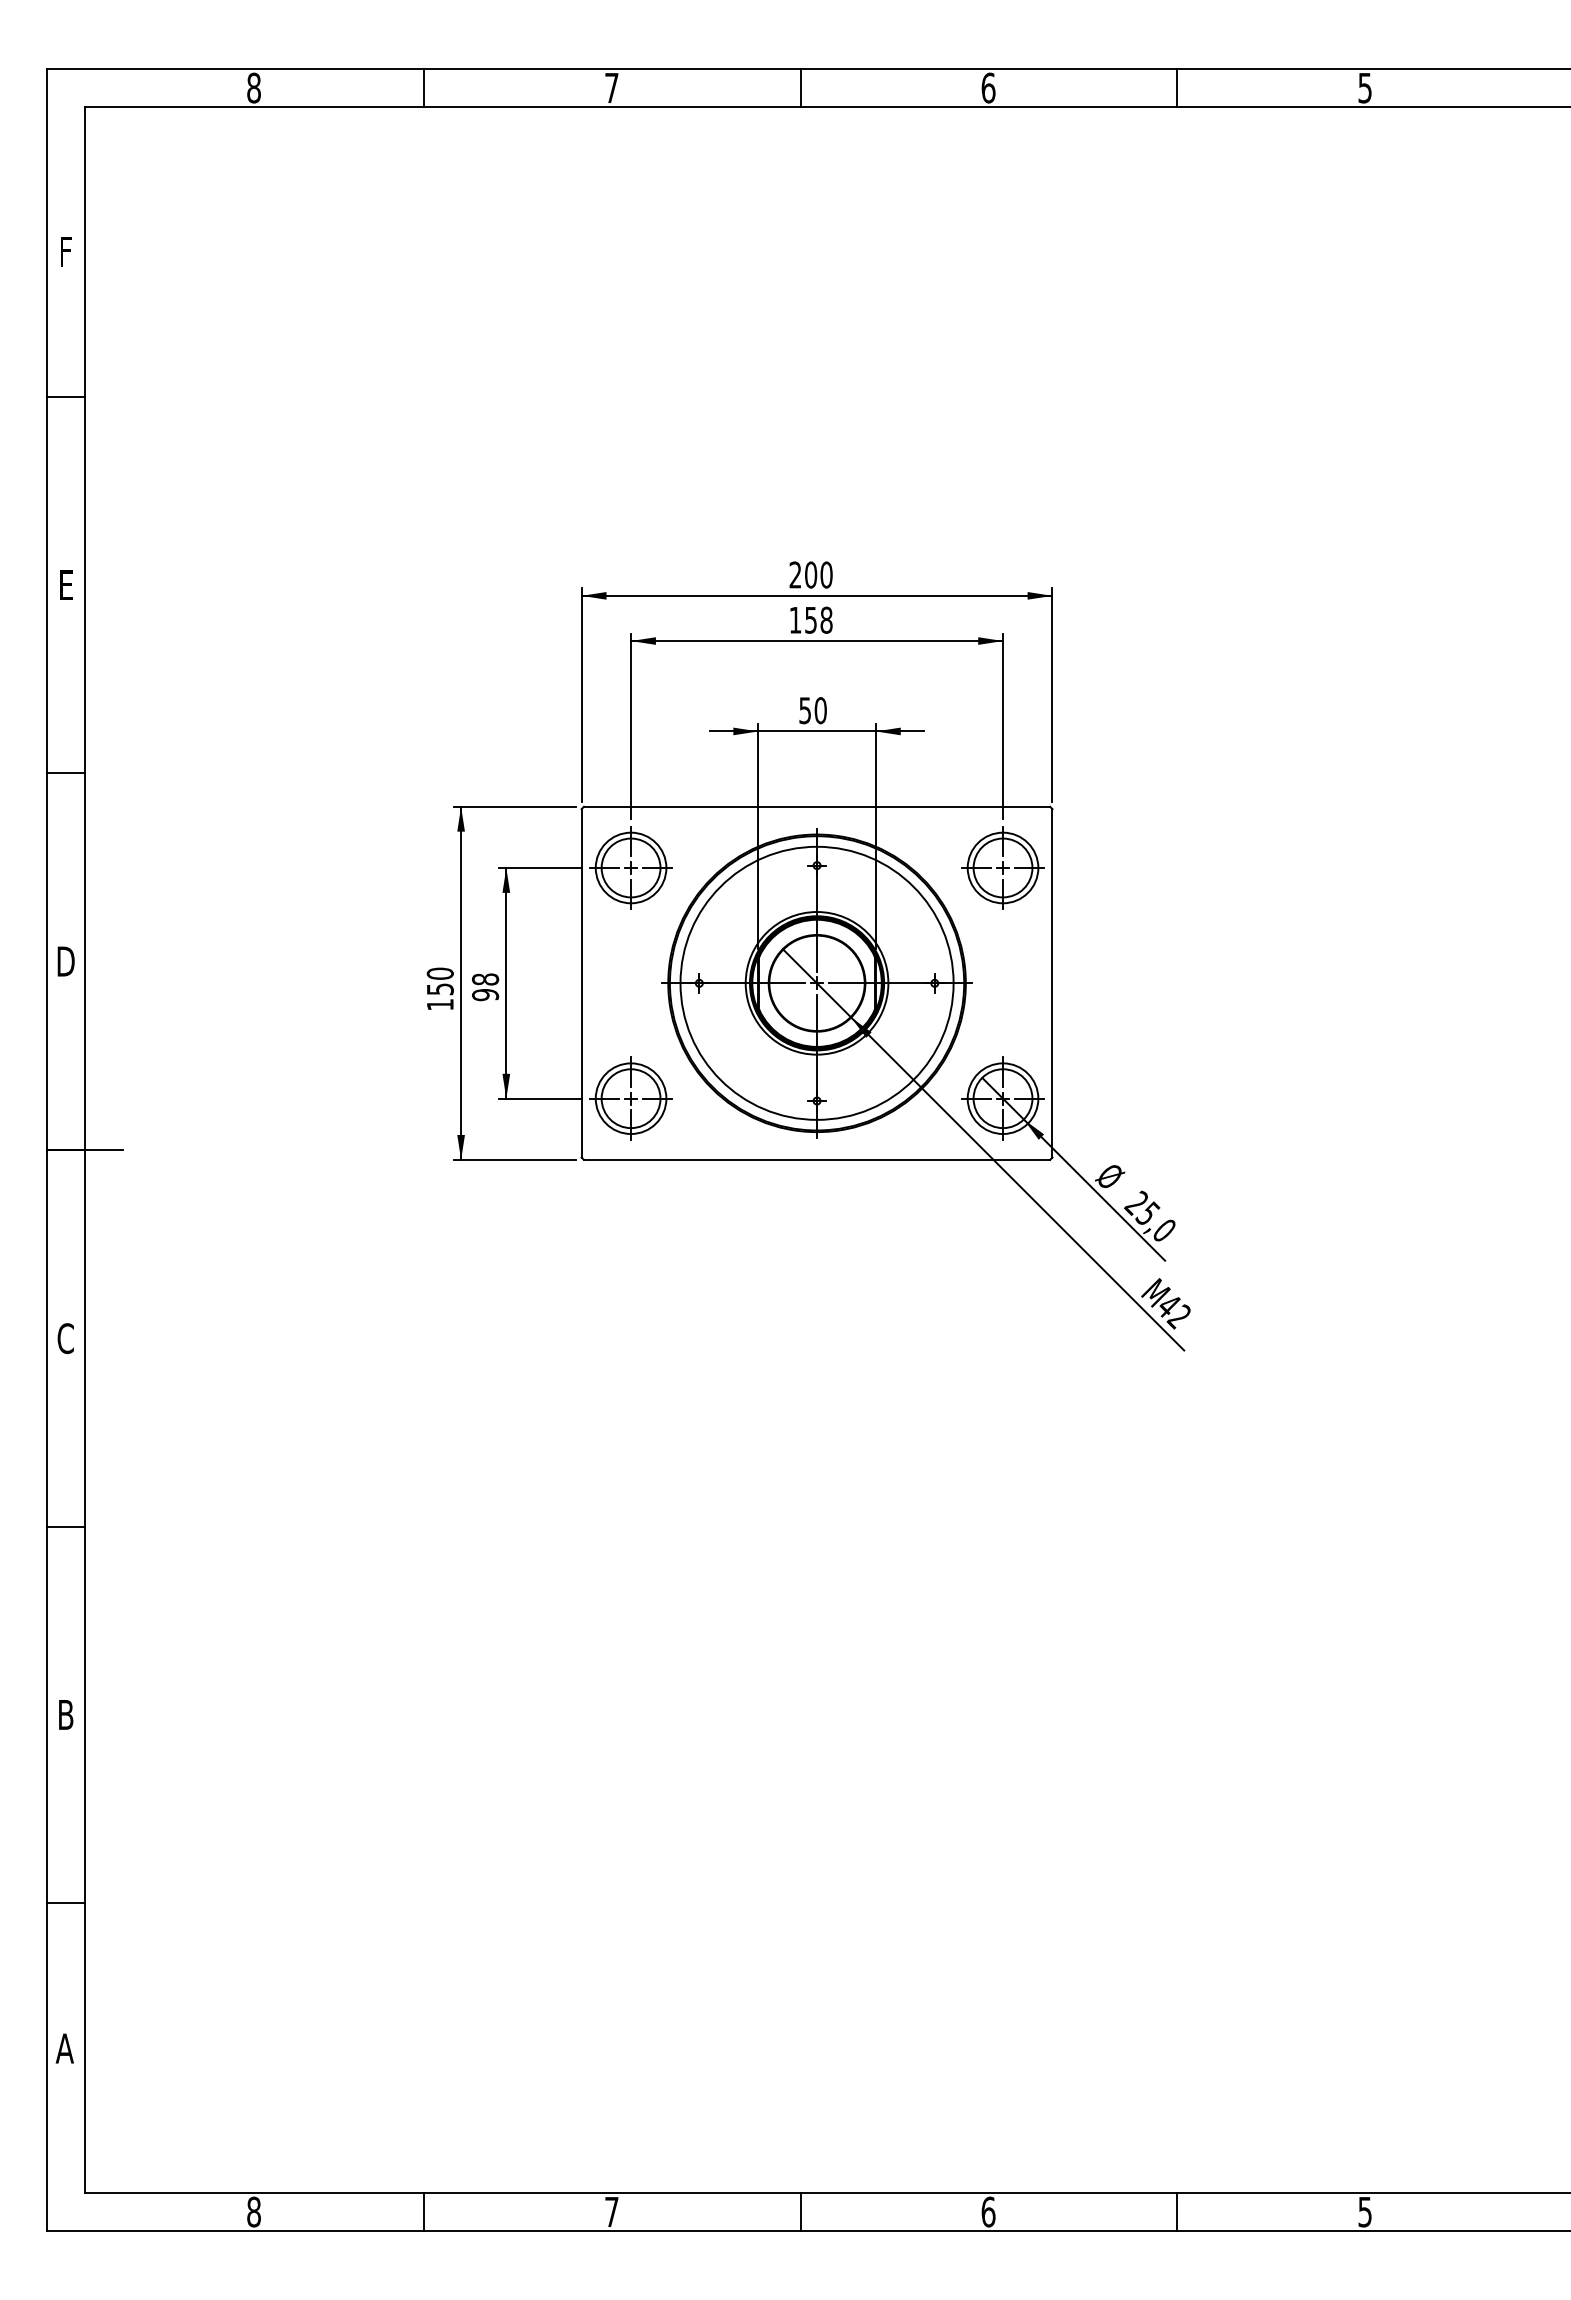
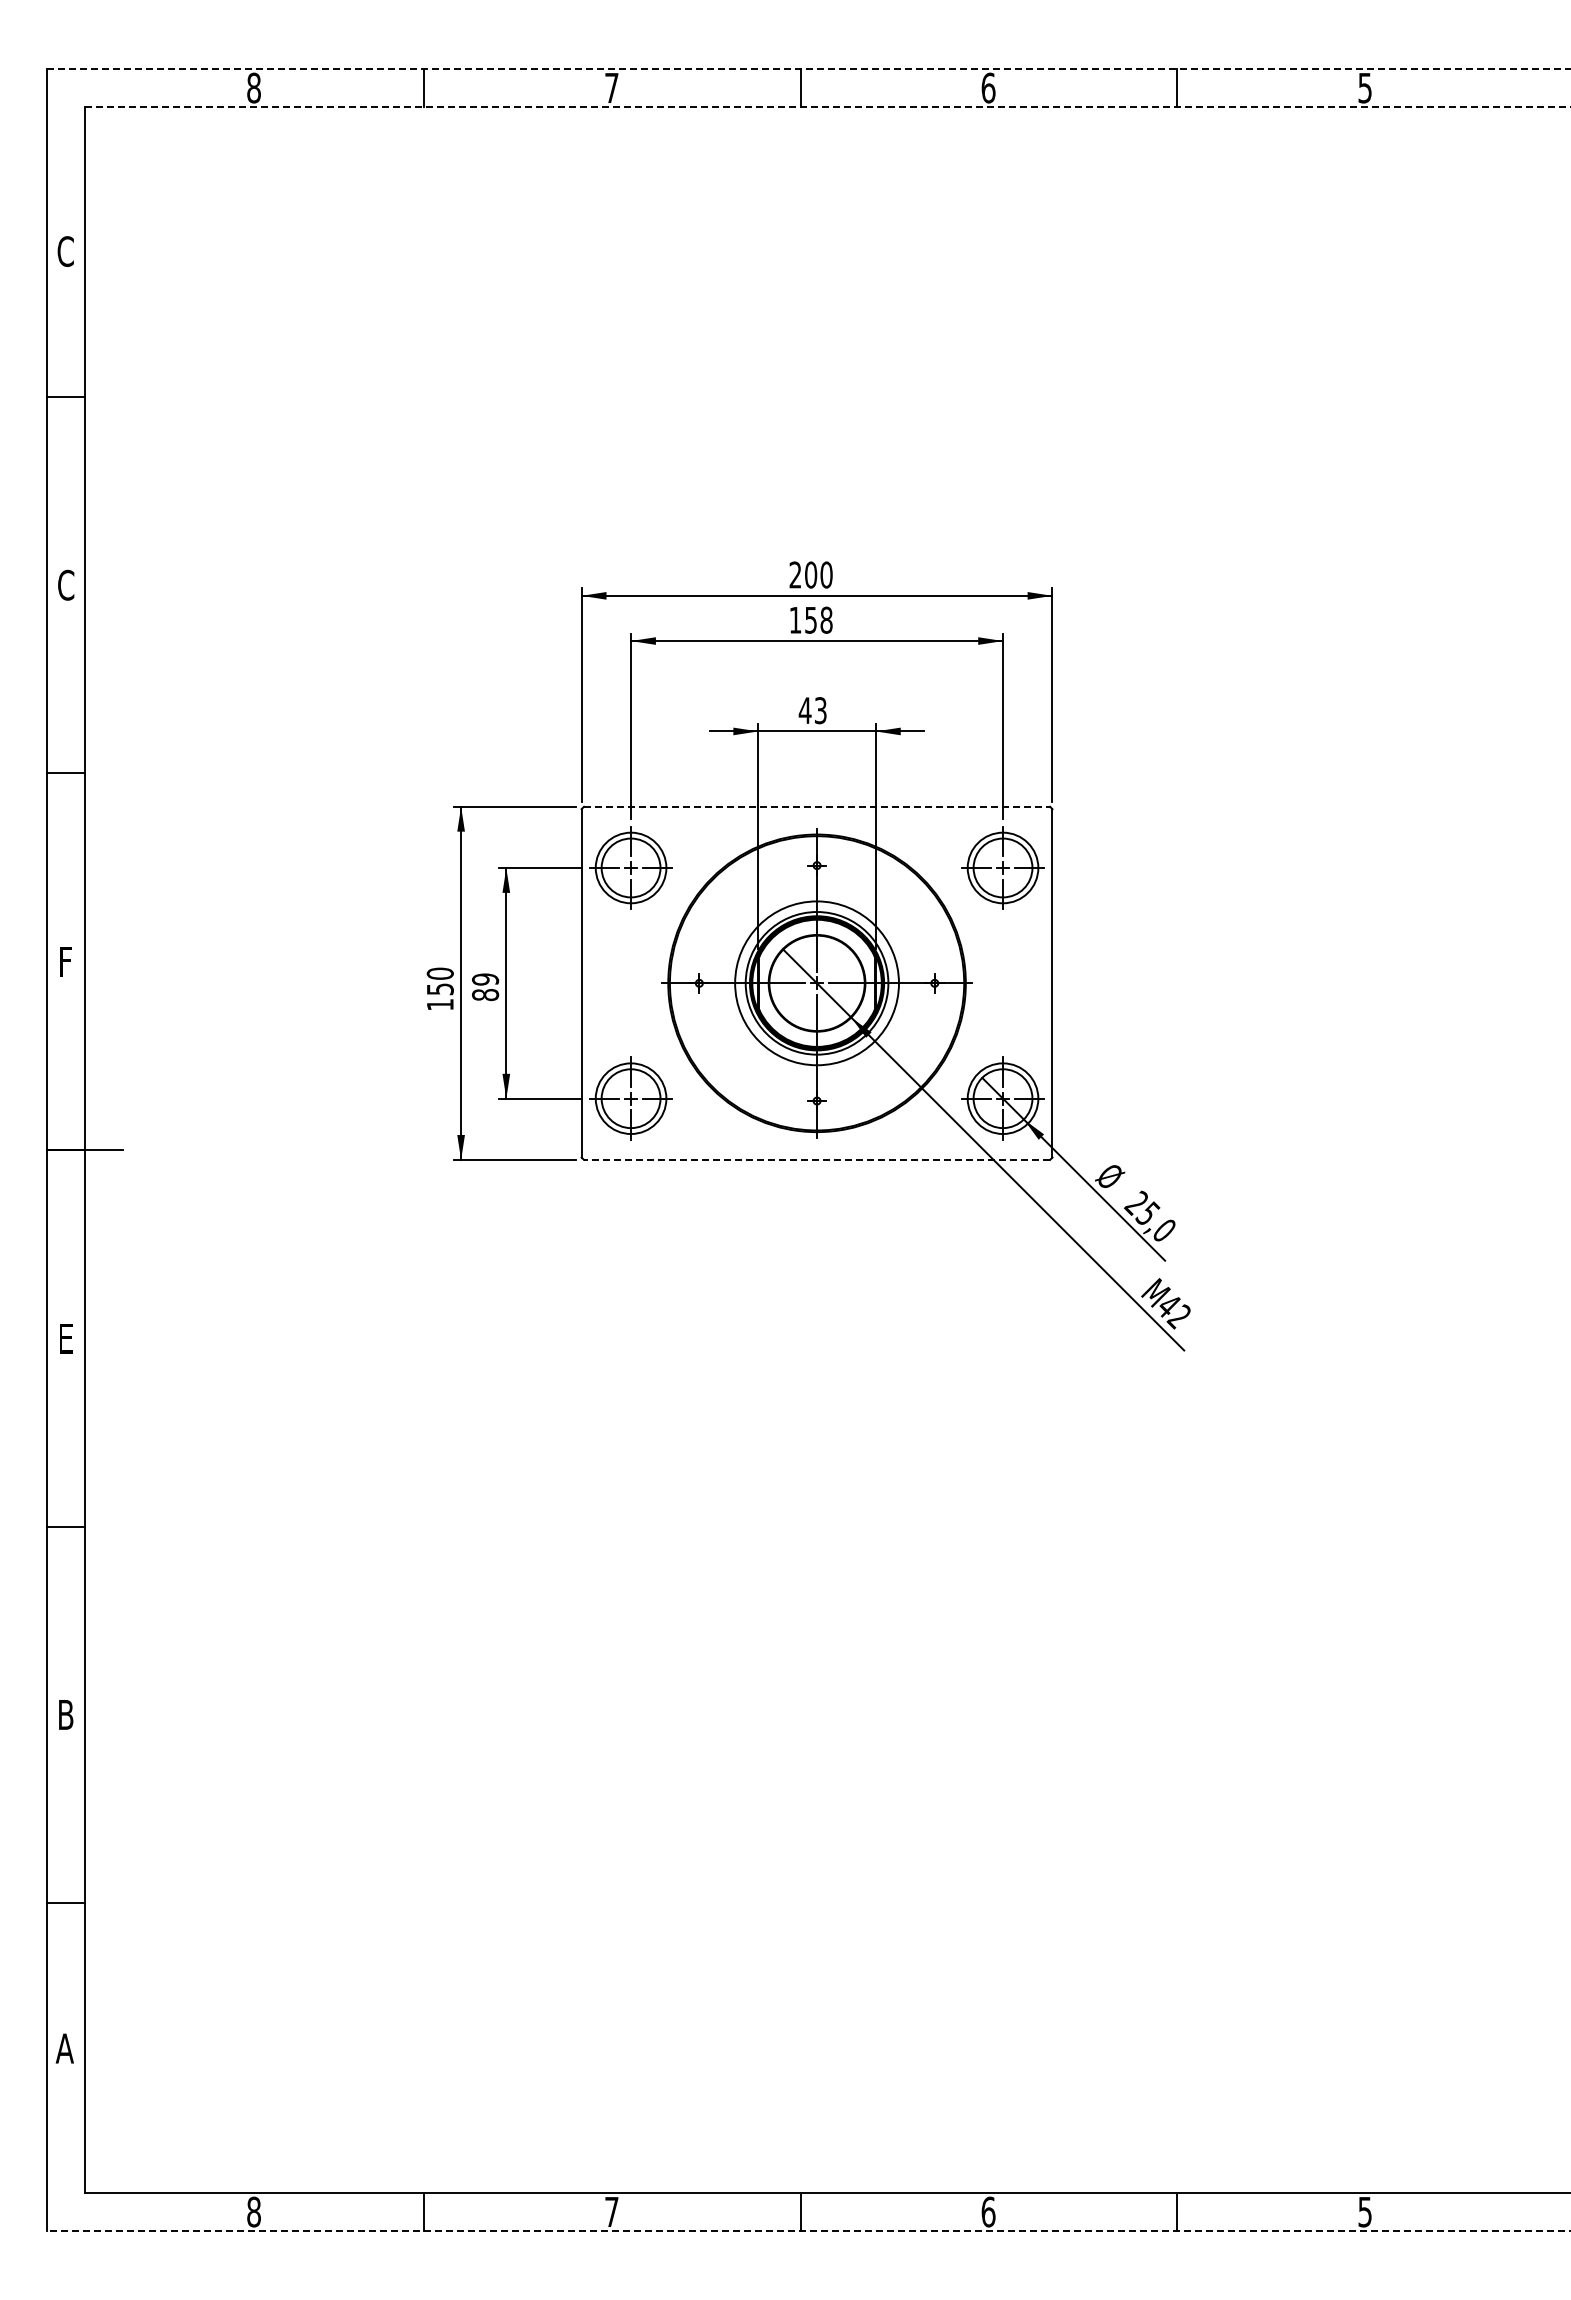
line: solid -> dashed (809, 69)
line: solid -> dashed (827, 106)
text: F -> C (65, 251)
text: E -> C (66, 584)
text: 50 -> 43 (812, 710)
line: solid -> dashed (817, 806)
text: D -> F (65, 961)
circle diameter: 273 px -> 164 px (816, 983)
text: 98 -> 89 (485, 987)
line: solid -> dashed (816, 1159)
text: C -> E (65, 1338)
line: solid -> dashed (809, 2231)
